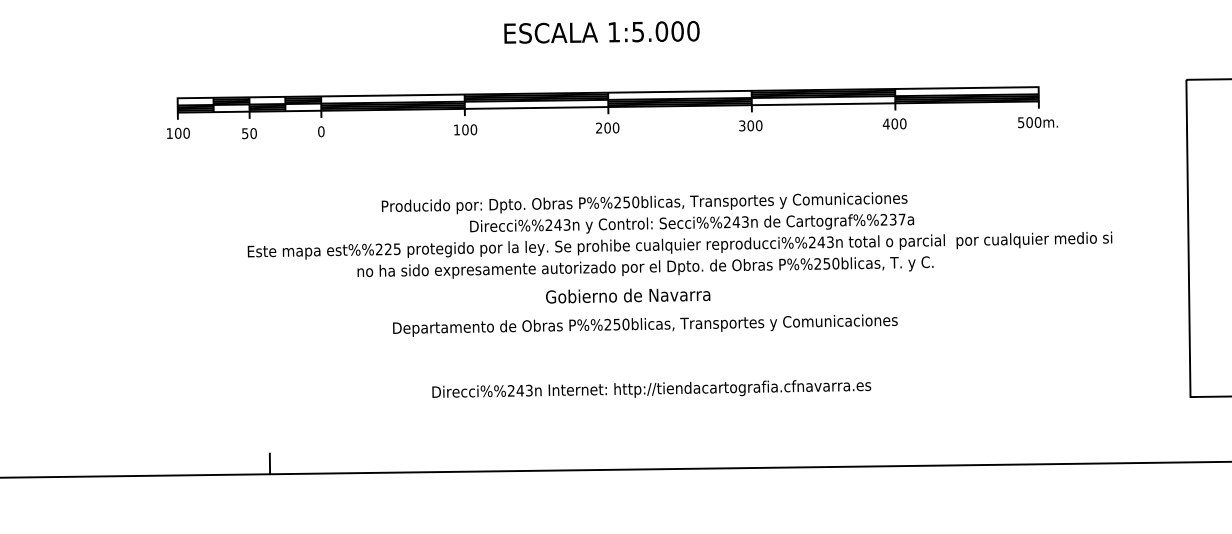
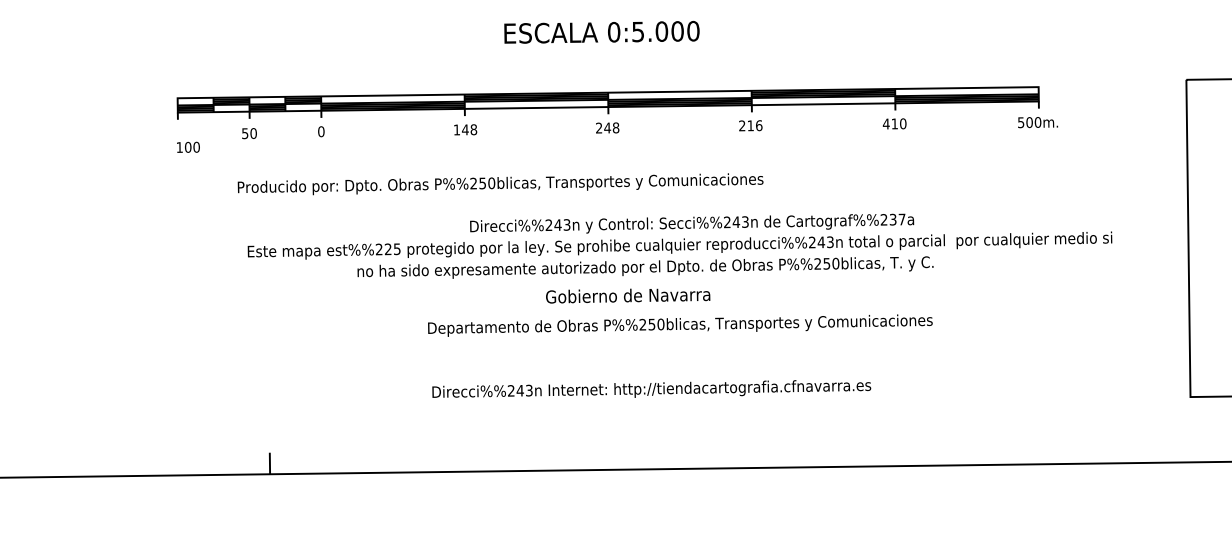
text: 1:5.000 -> 0:5.000 (614, 32)
text: 400 -> 410 (894, 123)
text: 300 -> 216 (750, 125)
text: 200 -> 248 (611, 127)
text: 100 -> 148 (469, 129)
text position: (178, 132) -> (188, 146) (188, 146)
text position: (644, 203) -> (500, 184) (500, 184)
text position: (645, 325) -> (680, 325) (680, 325)
